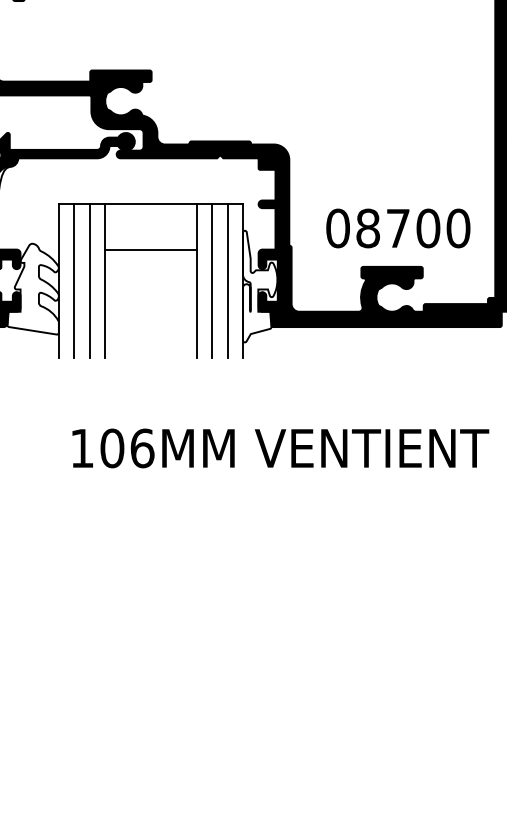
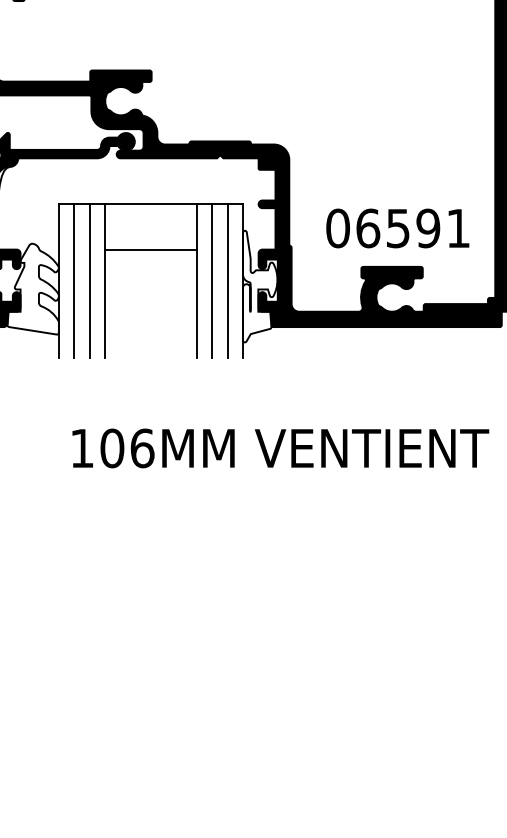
text: 08700 -> 06591 (413, 228)
